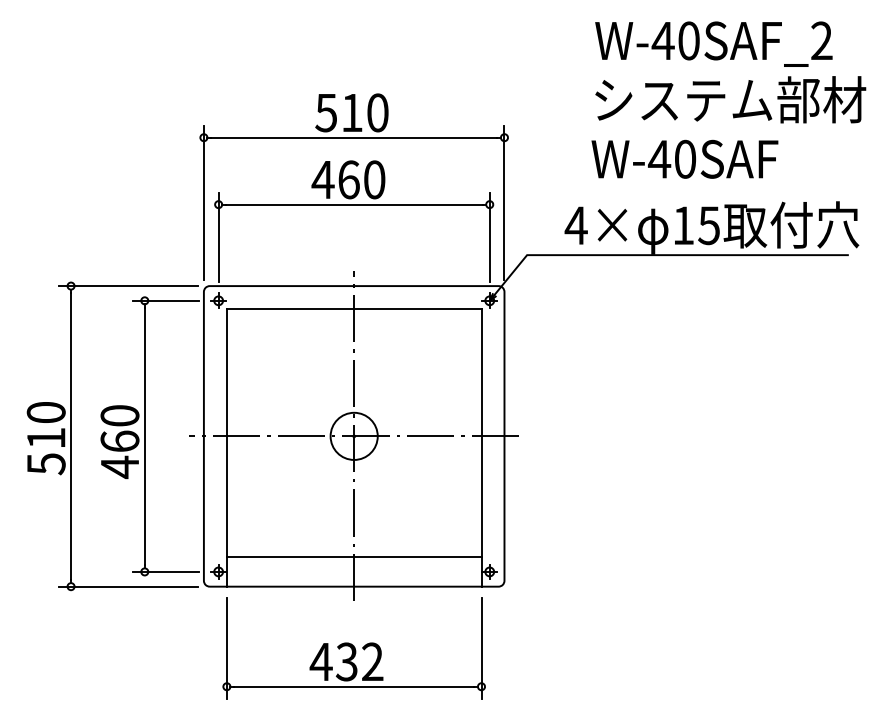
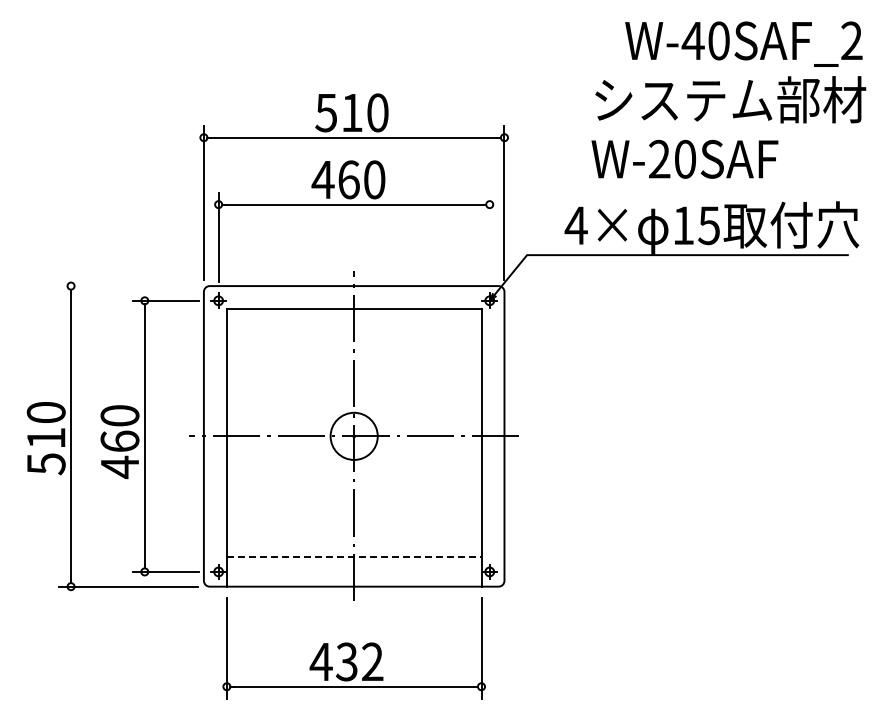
text position: (713, 43) -> (743, 43) (743, 43)
text: W-40SAF -> W-20SAF (659, 158)
line: present -> none (489, 236)
line: present -> none (128, 286)
line: solid -> dashed (354, 557)
